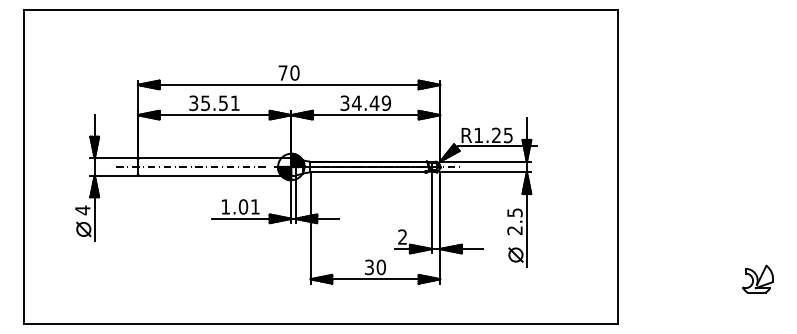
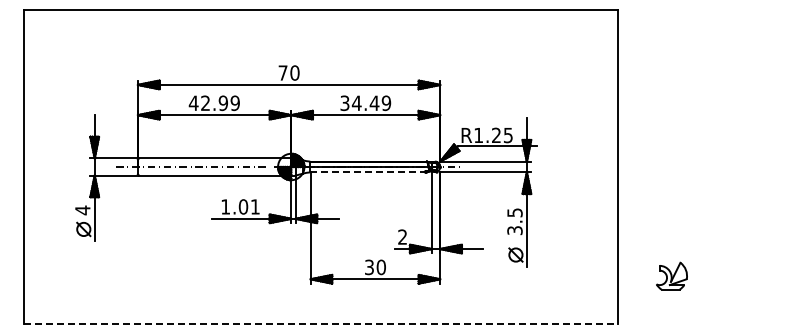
text: 35.51 -> 42.99 (213, 103)
line: solid -> dashed (368, 172)
text: 2.5 -> 3.5 (514, 230)
part position: (757, 278) -> (671, 275) (671, 275)
line: solid -> dashed (320, 323)
